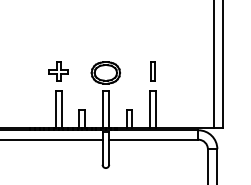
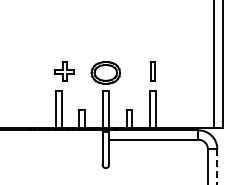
part position: (58, 71) -> (64, 71) (64, 71)
line: present -> none (52, 139)
line: solid -> dashed (217, 167)
